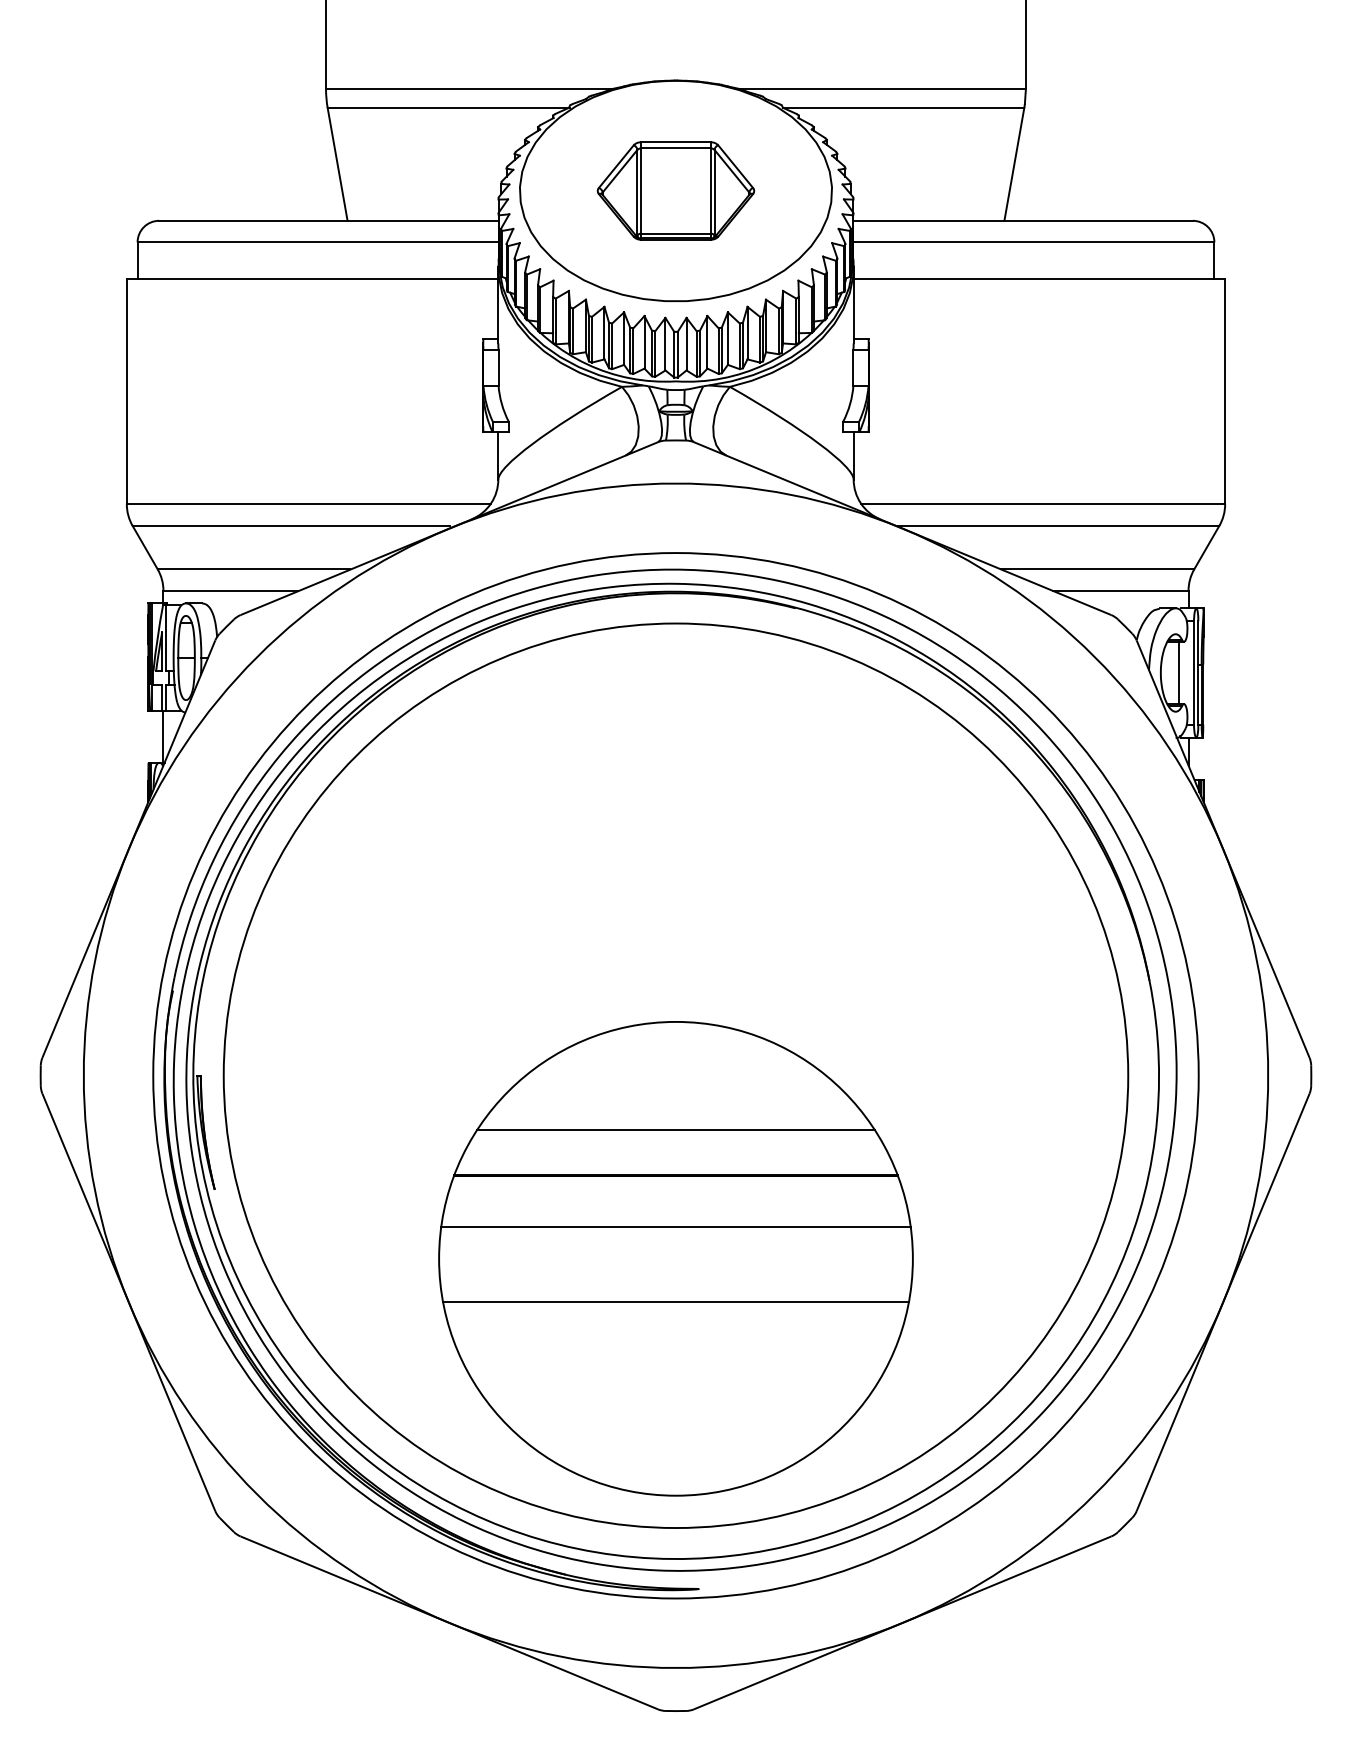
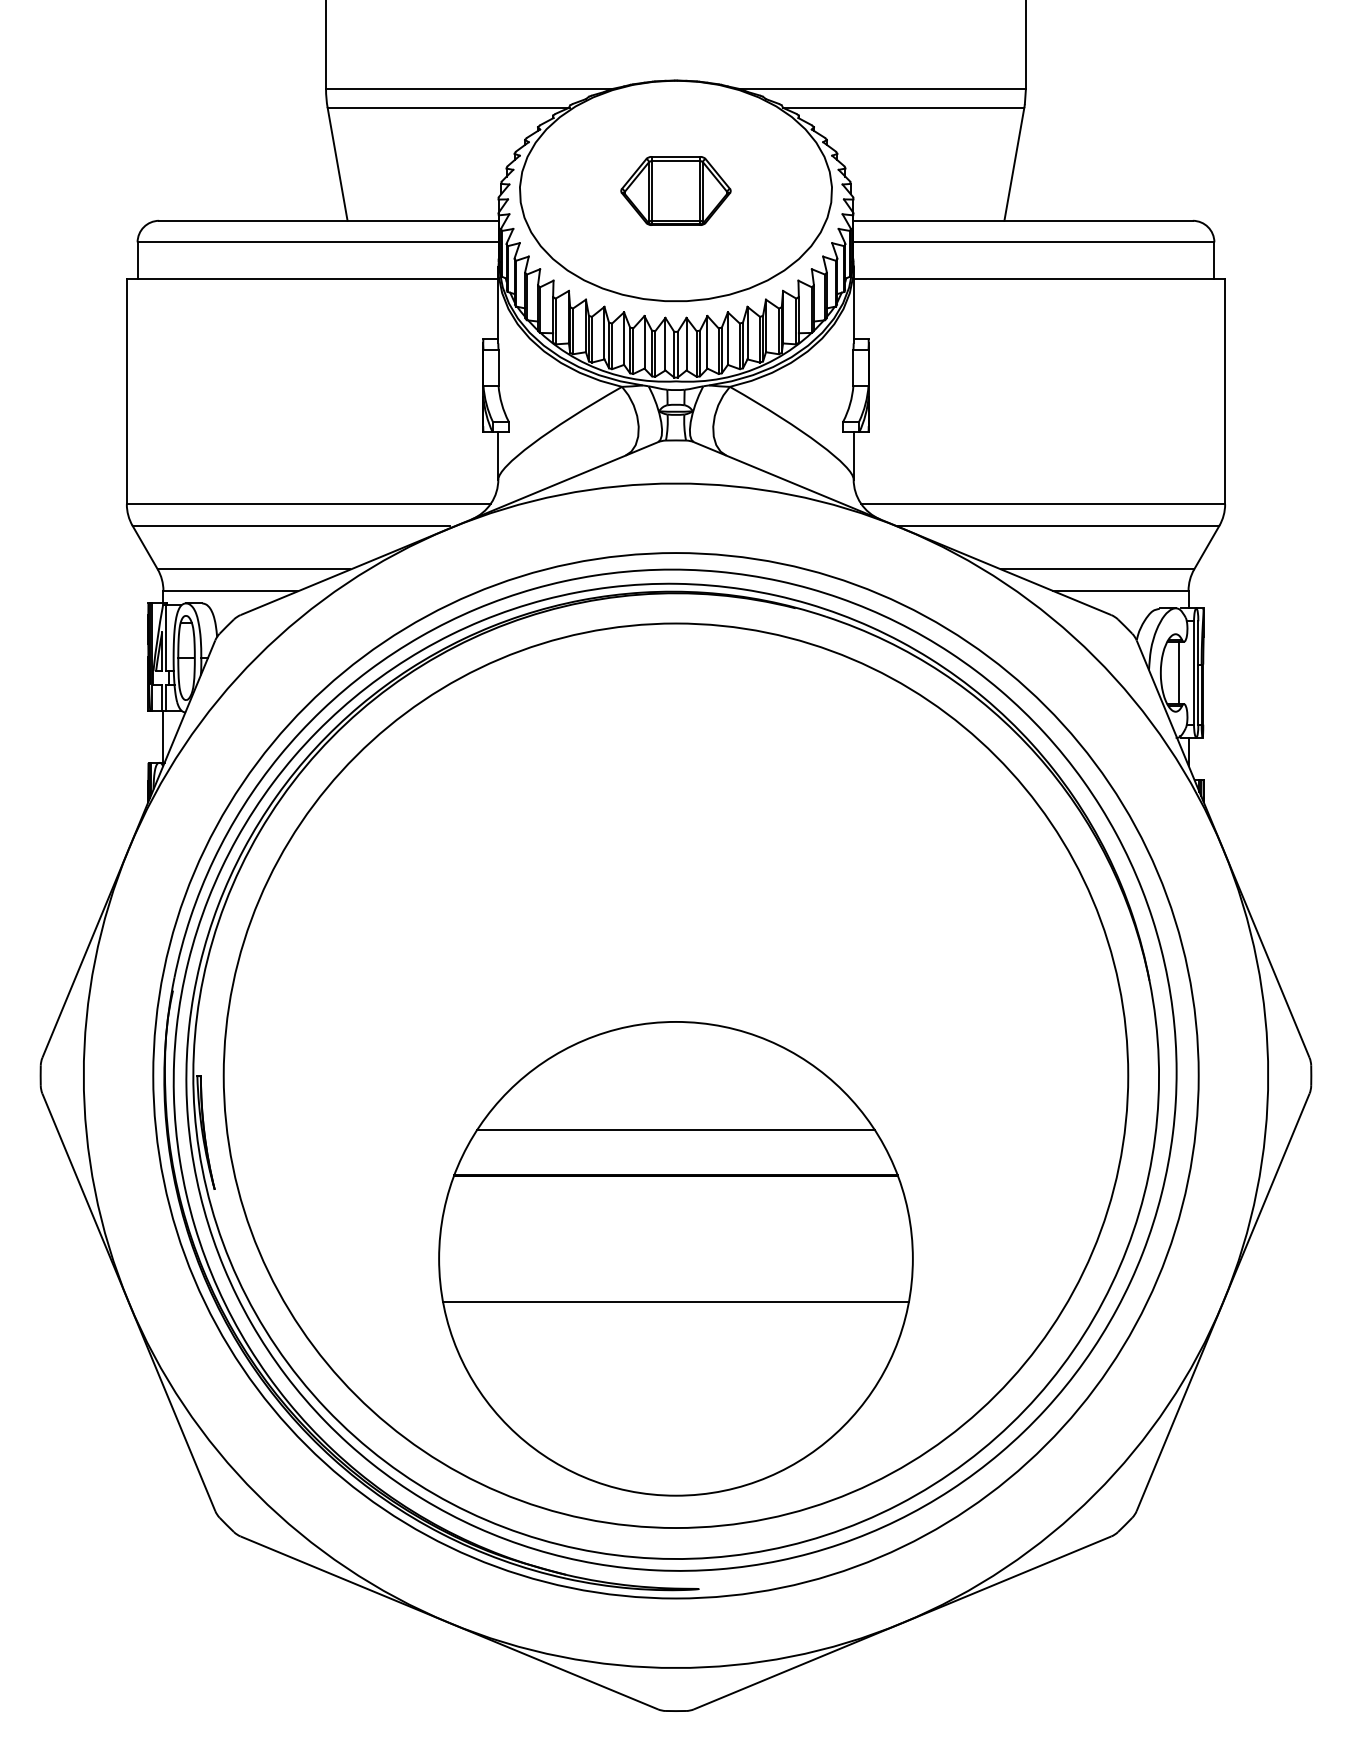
part size: 160x100 px -> 112x70 px (675, 190)
line: present -> none (675, 1226)
